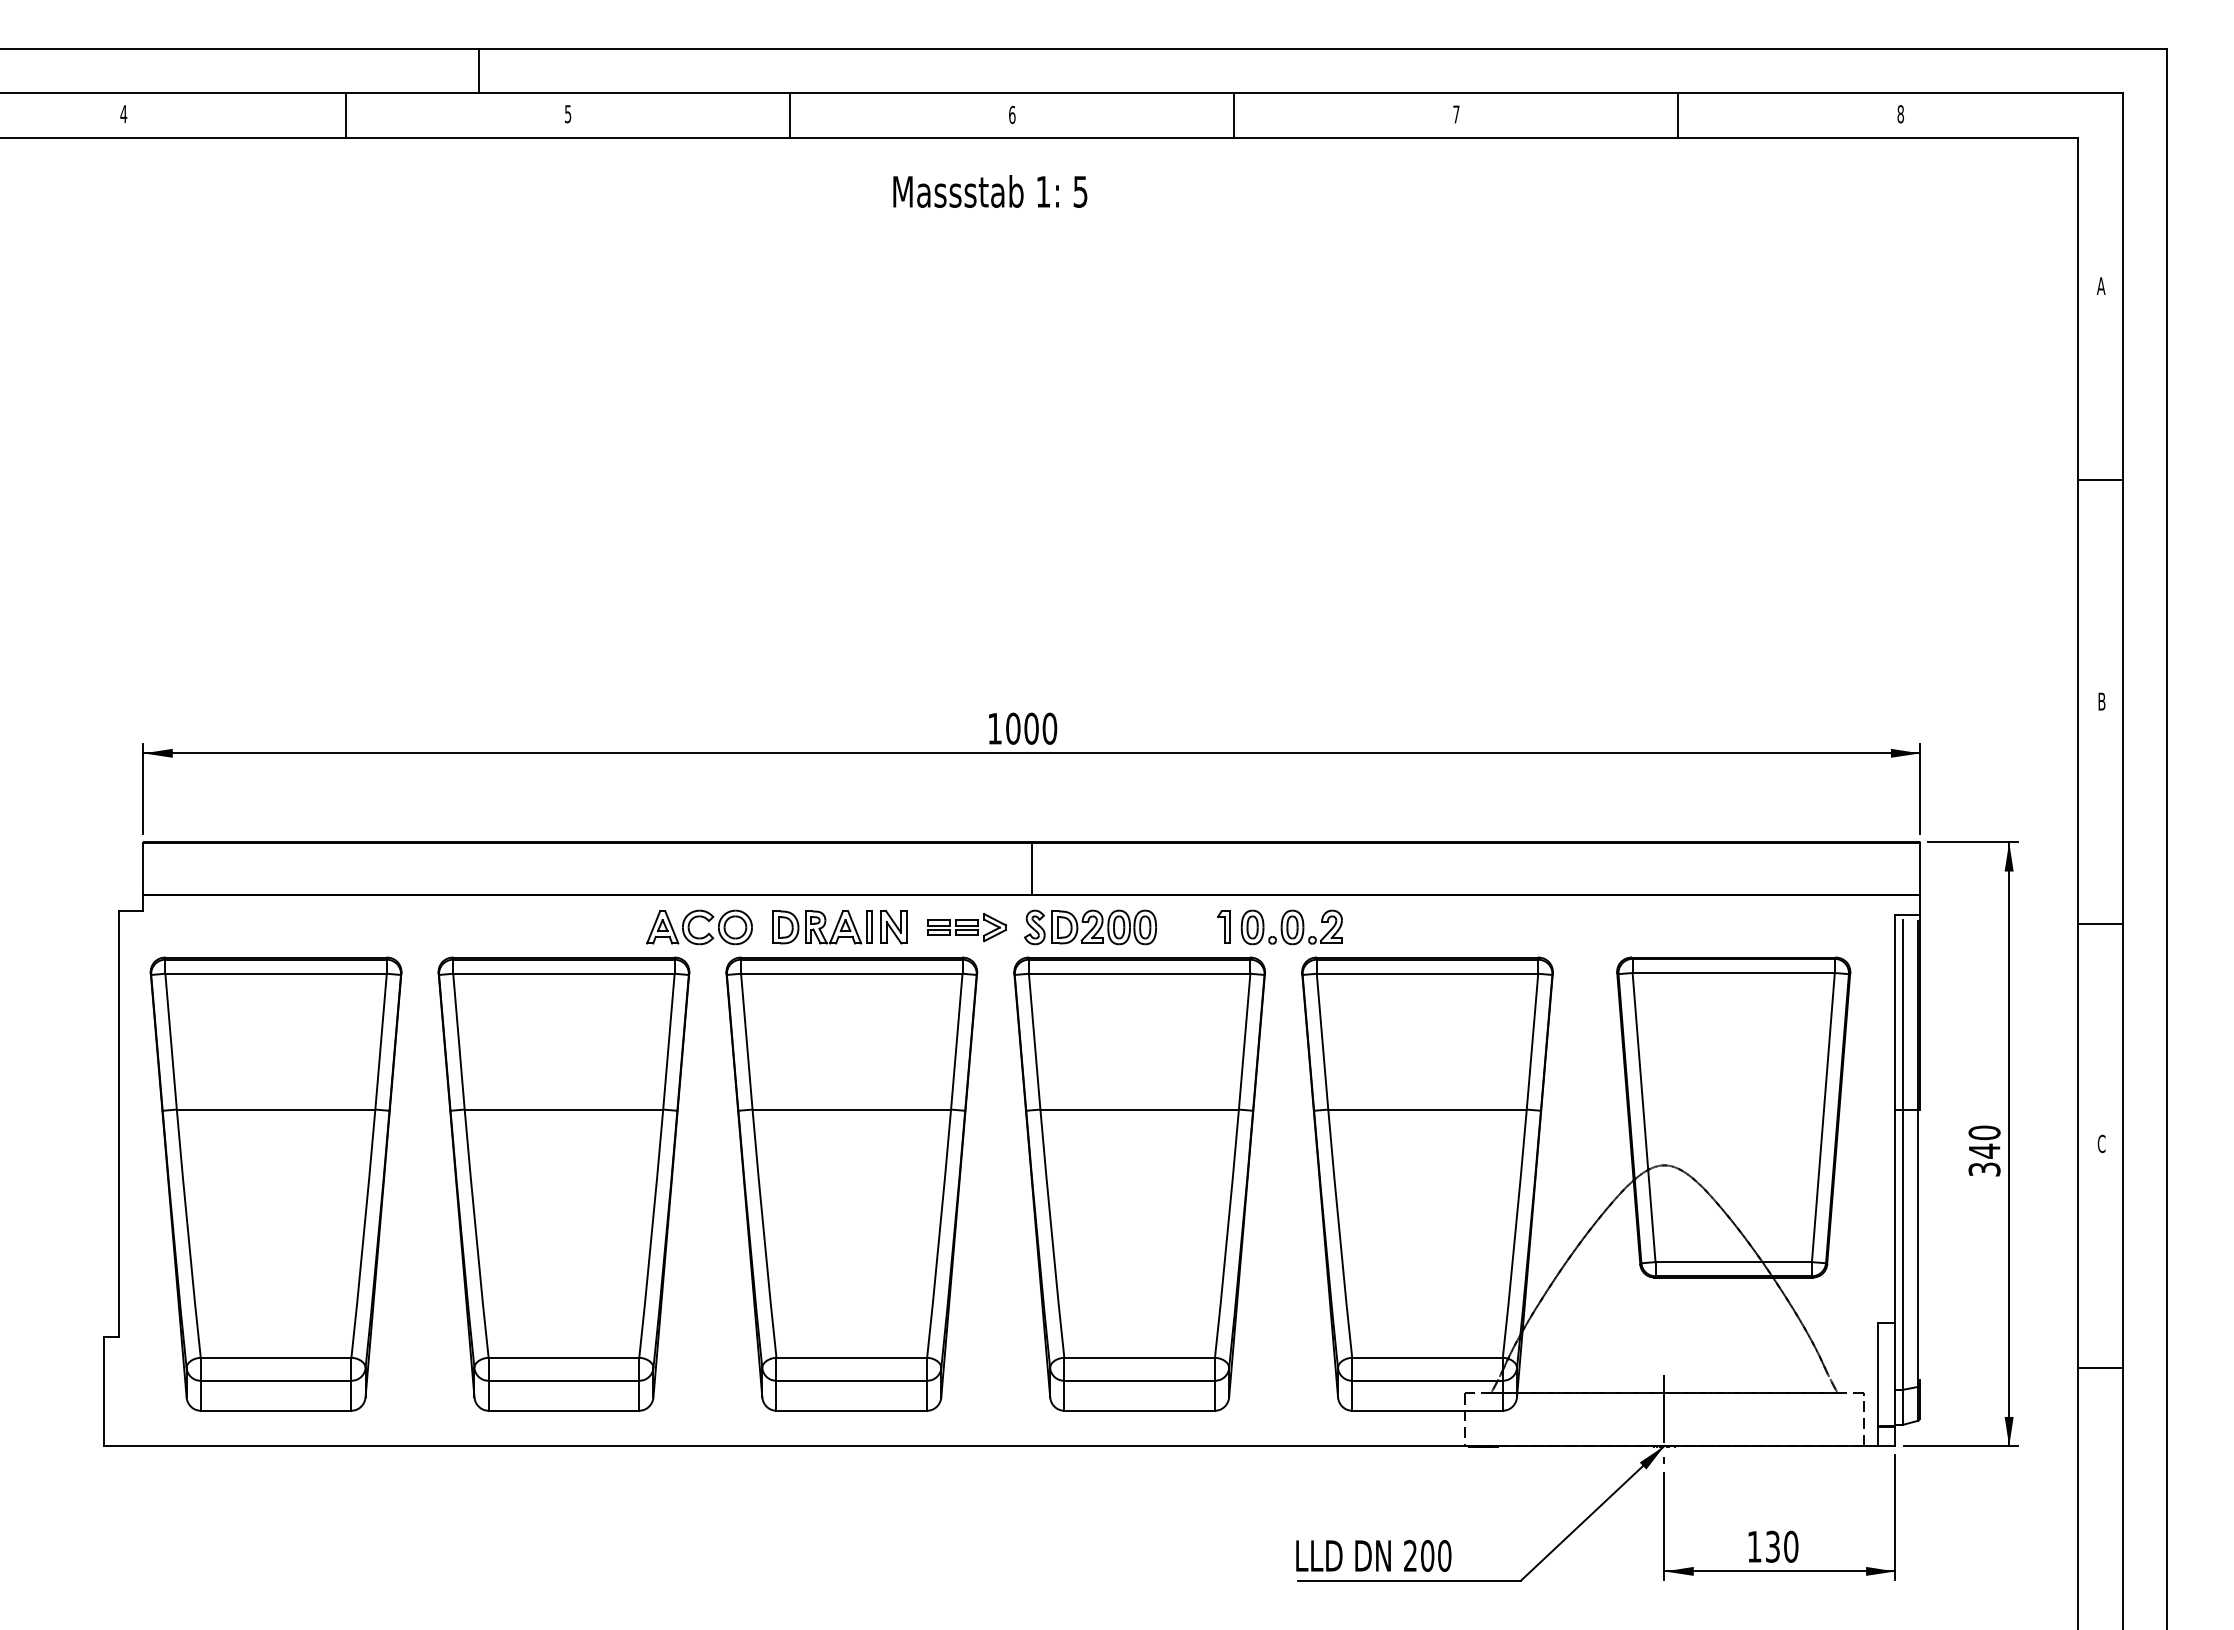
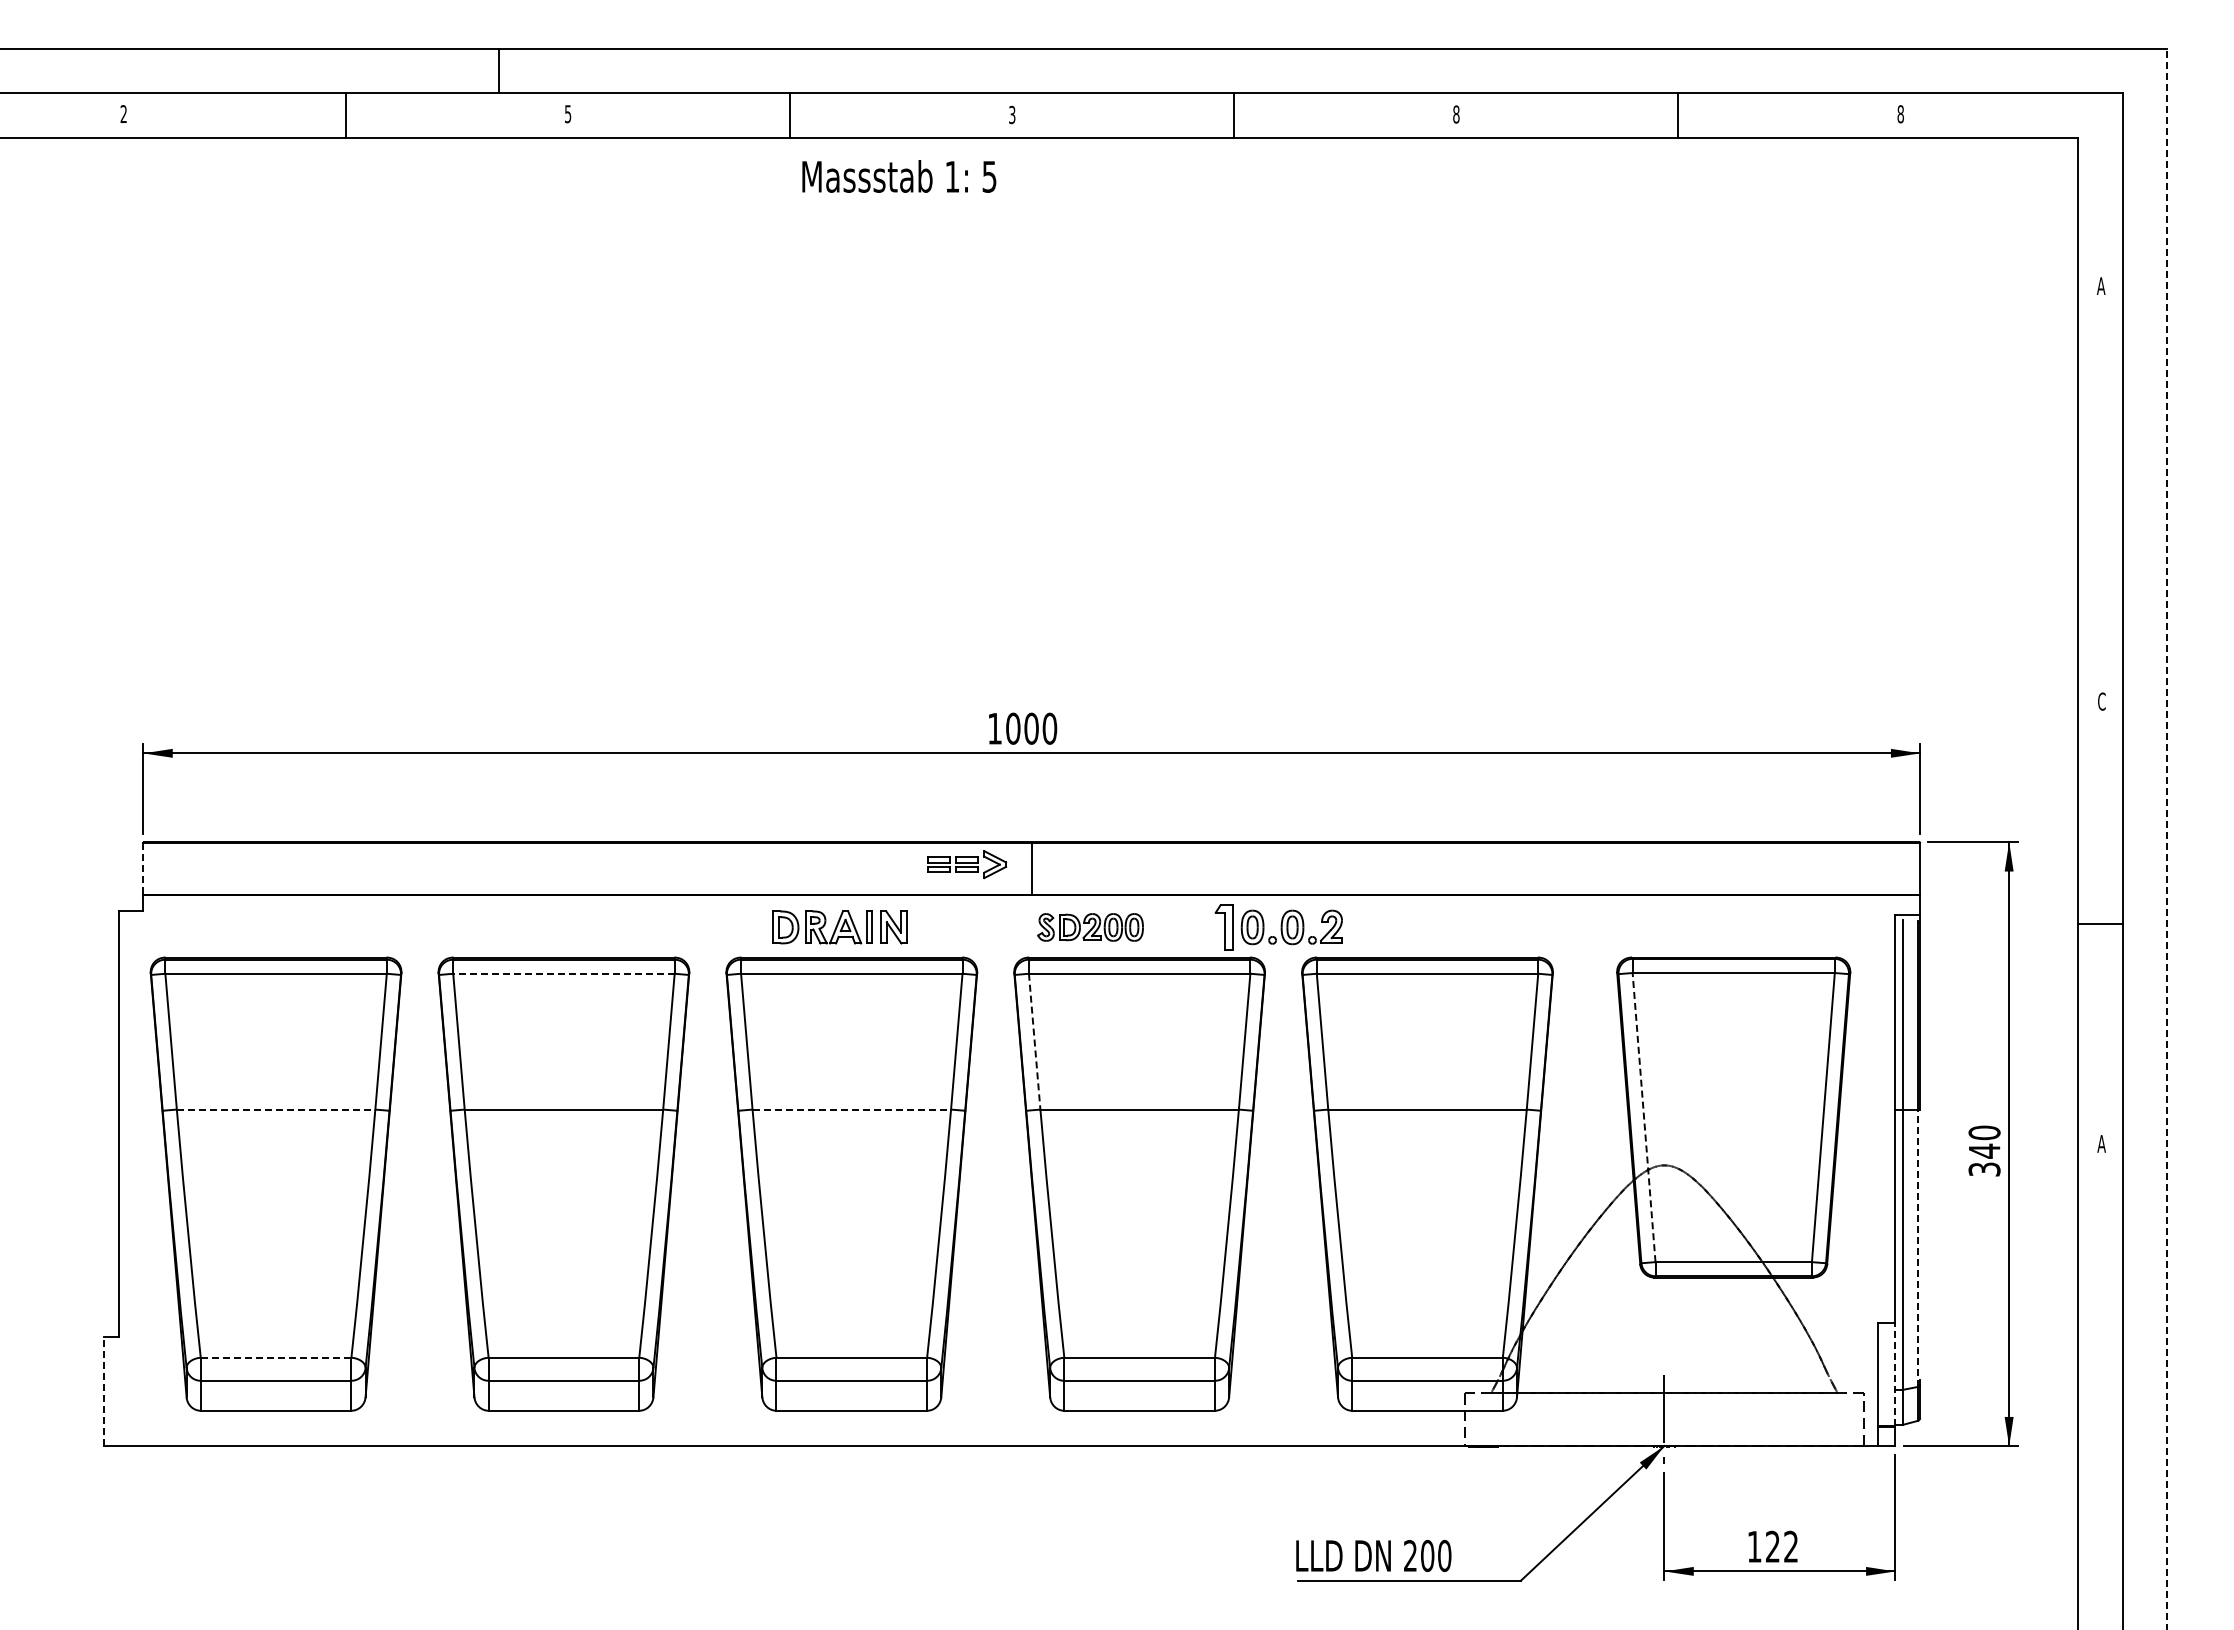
line position: (478, 70) -> (498, 70) (498, 70)
text: 4 -> 2 (123, 113)
text: 6 -> 3 (1012, 114)
text: 7 -> 8 (1456, 114)
text position: (990, 191) -> (899, 176) (899, 176)
line: present -> none (2100, 479)
text: B -> C (2101, 701)
line: solid -> dashed (2166, 838)
line: solid -> dashed (143, 869)
part: present -> none (703, 918)
part size: 14x34 px -> 20x47 px (1223, 927)
part position: (967, 927) -> (967, 864) (967, 864)
part size: 133x37 px -> 107x29 px (1090, 927)
line: solid -> dashed (563, 973)
line: solid -> dashed (1034, 1042)
line: solid -> dashed (276, 1109)
line: solid -> dashed (852, 1109)
line: solid -> dashed (1644, 1117)
text: C -> A (2101, 1143)
line: solid -> dashed (1917, 1248)
line: solid -> dashed (276, 1357)
line: present -> none (2100, 1368)
line: solid -> dashed (1895, 1374)
line: solid -> dashed (104, 1391)
text: 130 -> 122 (1782, 1546)
